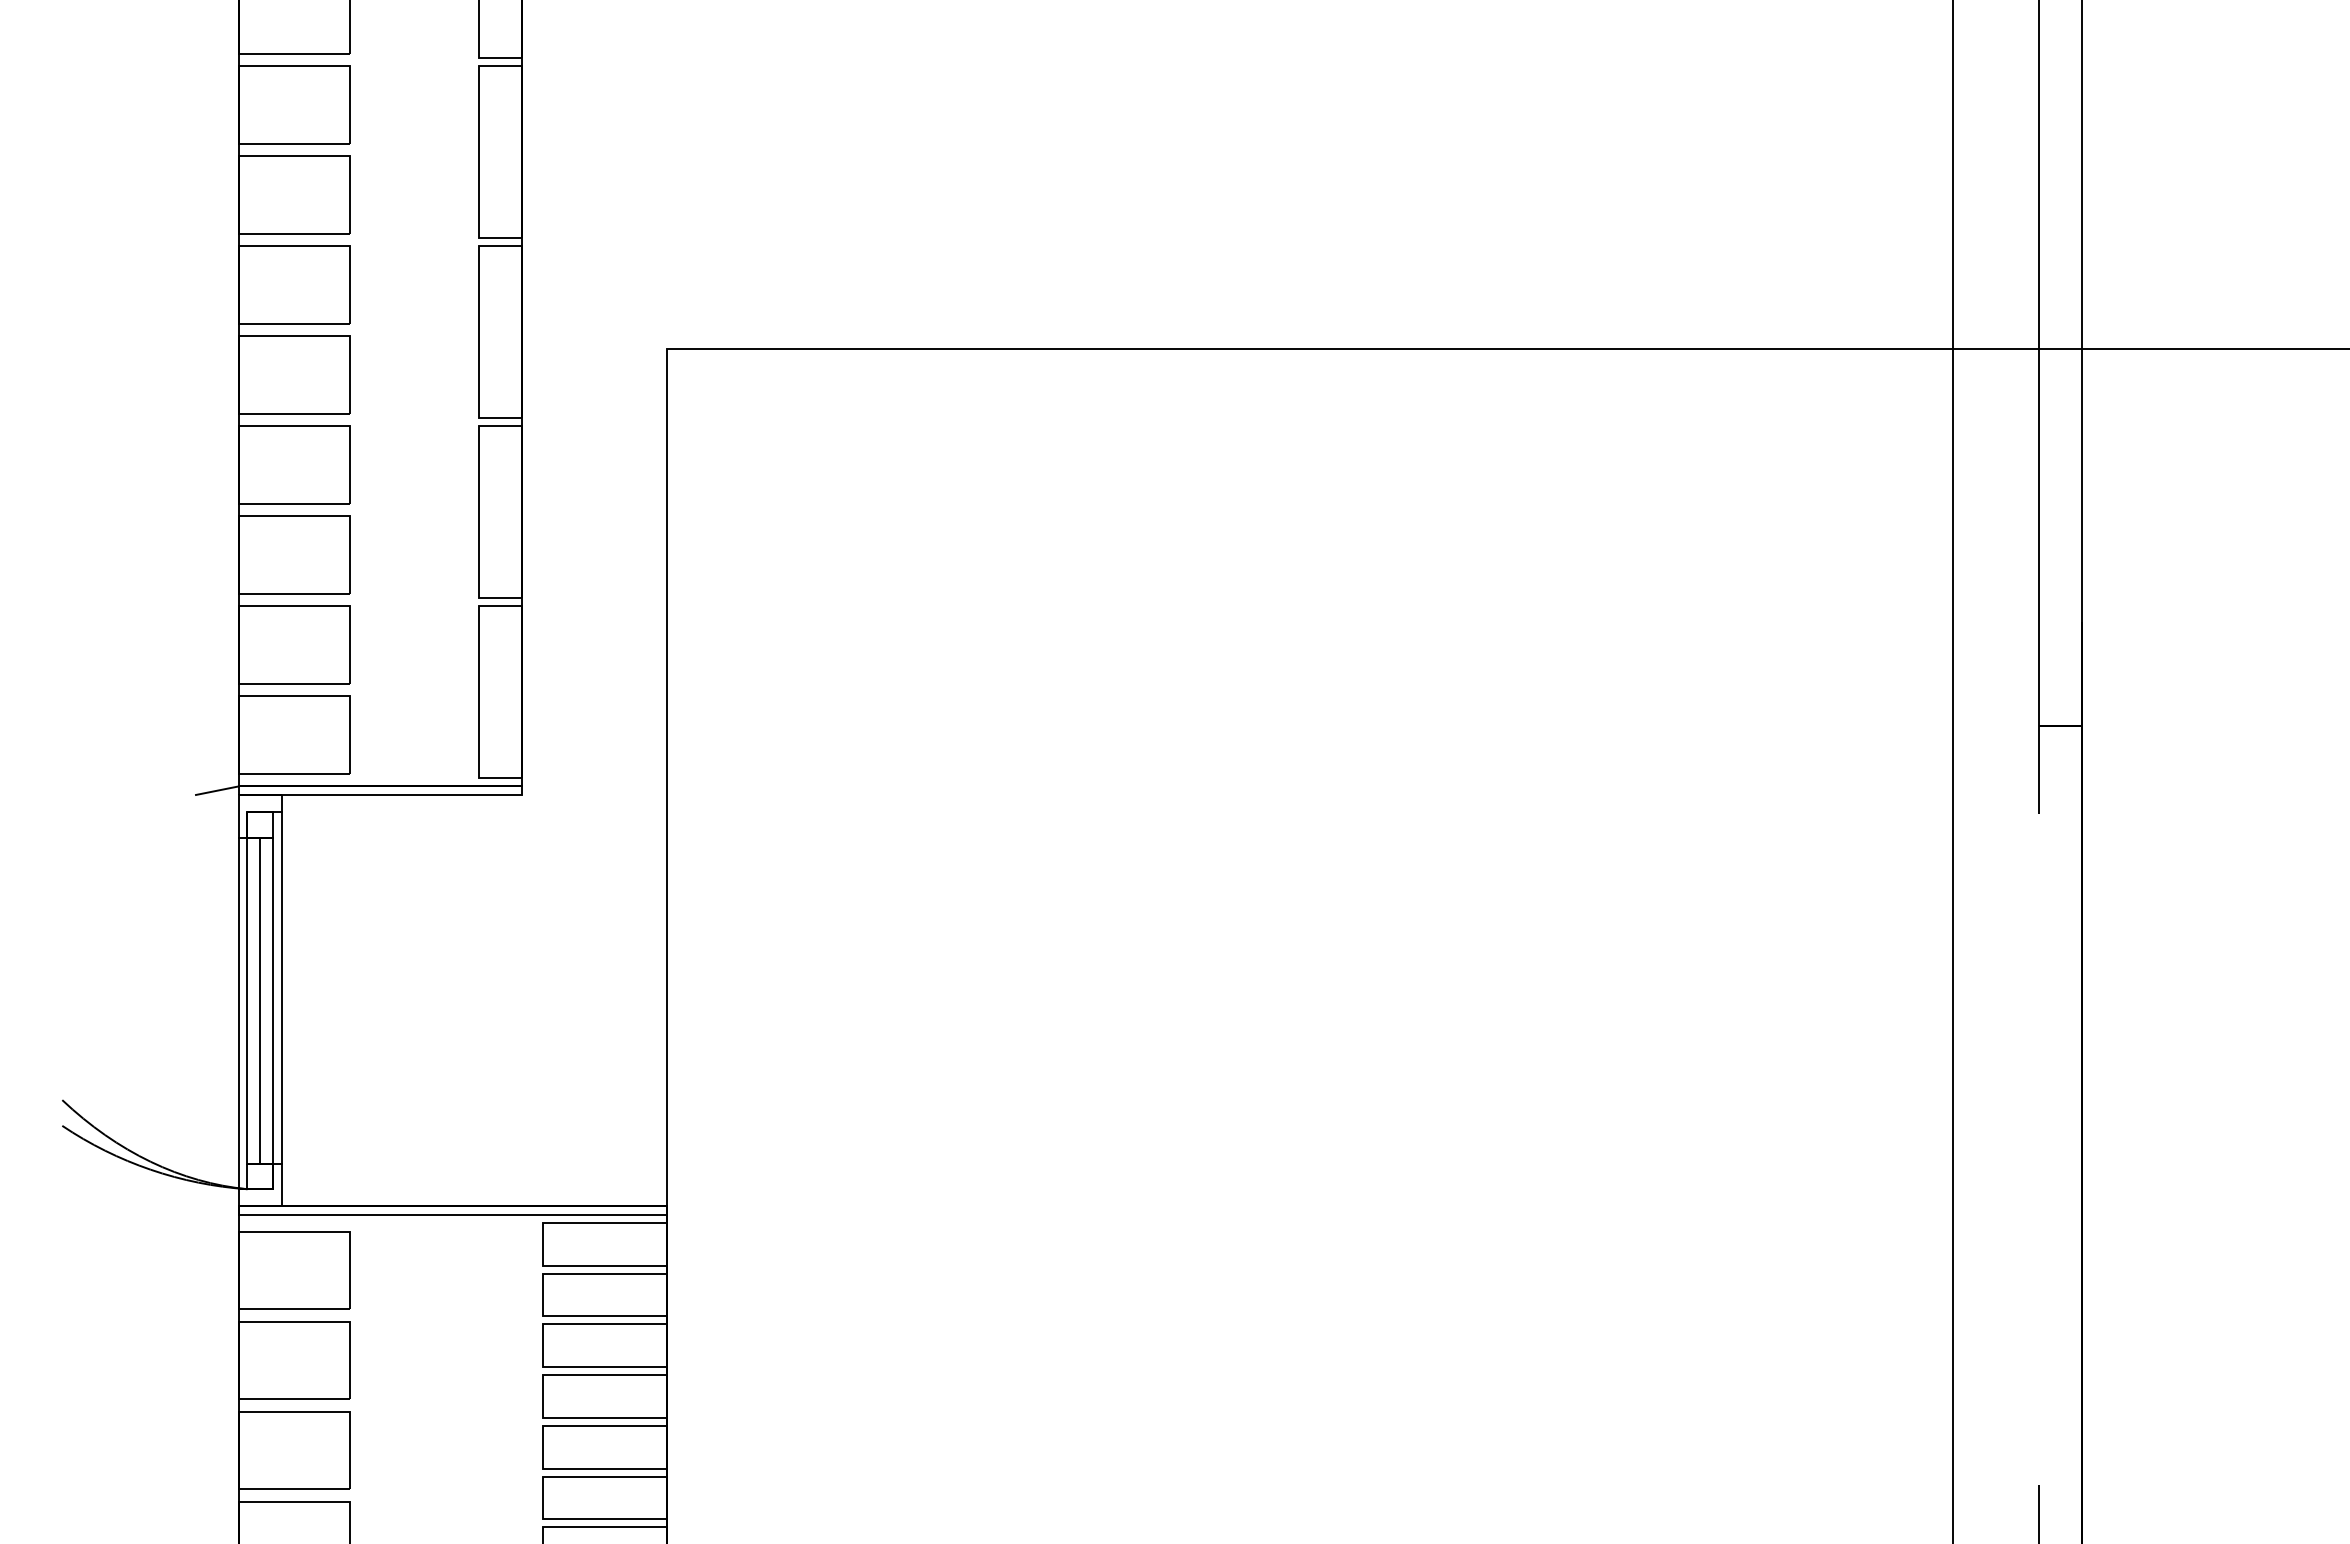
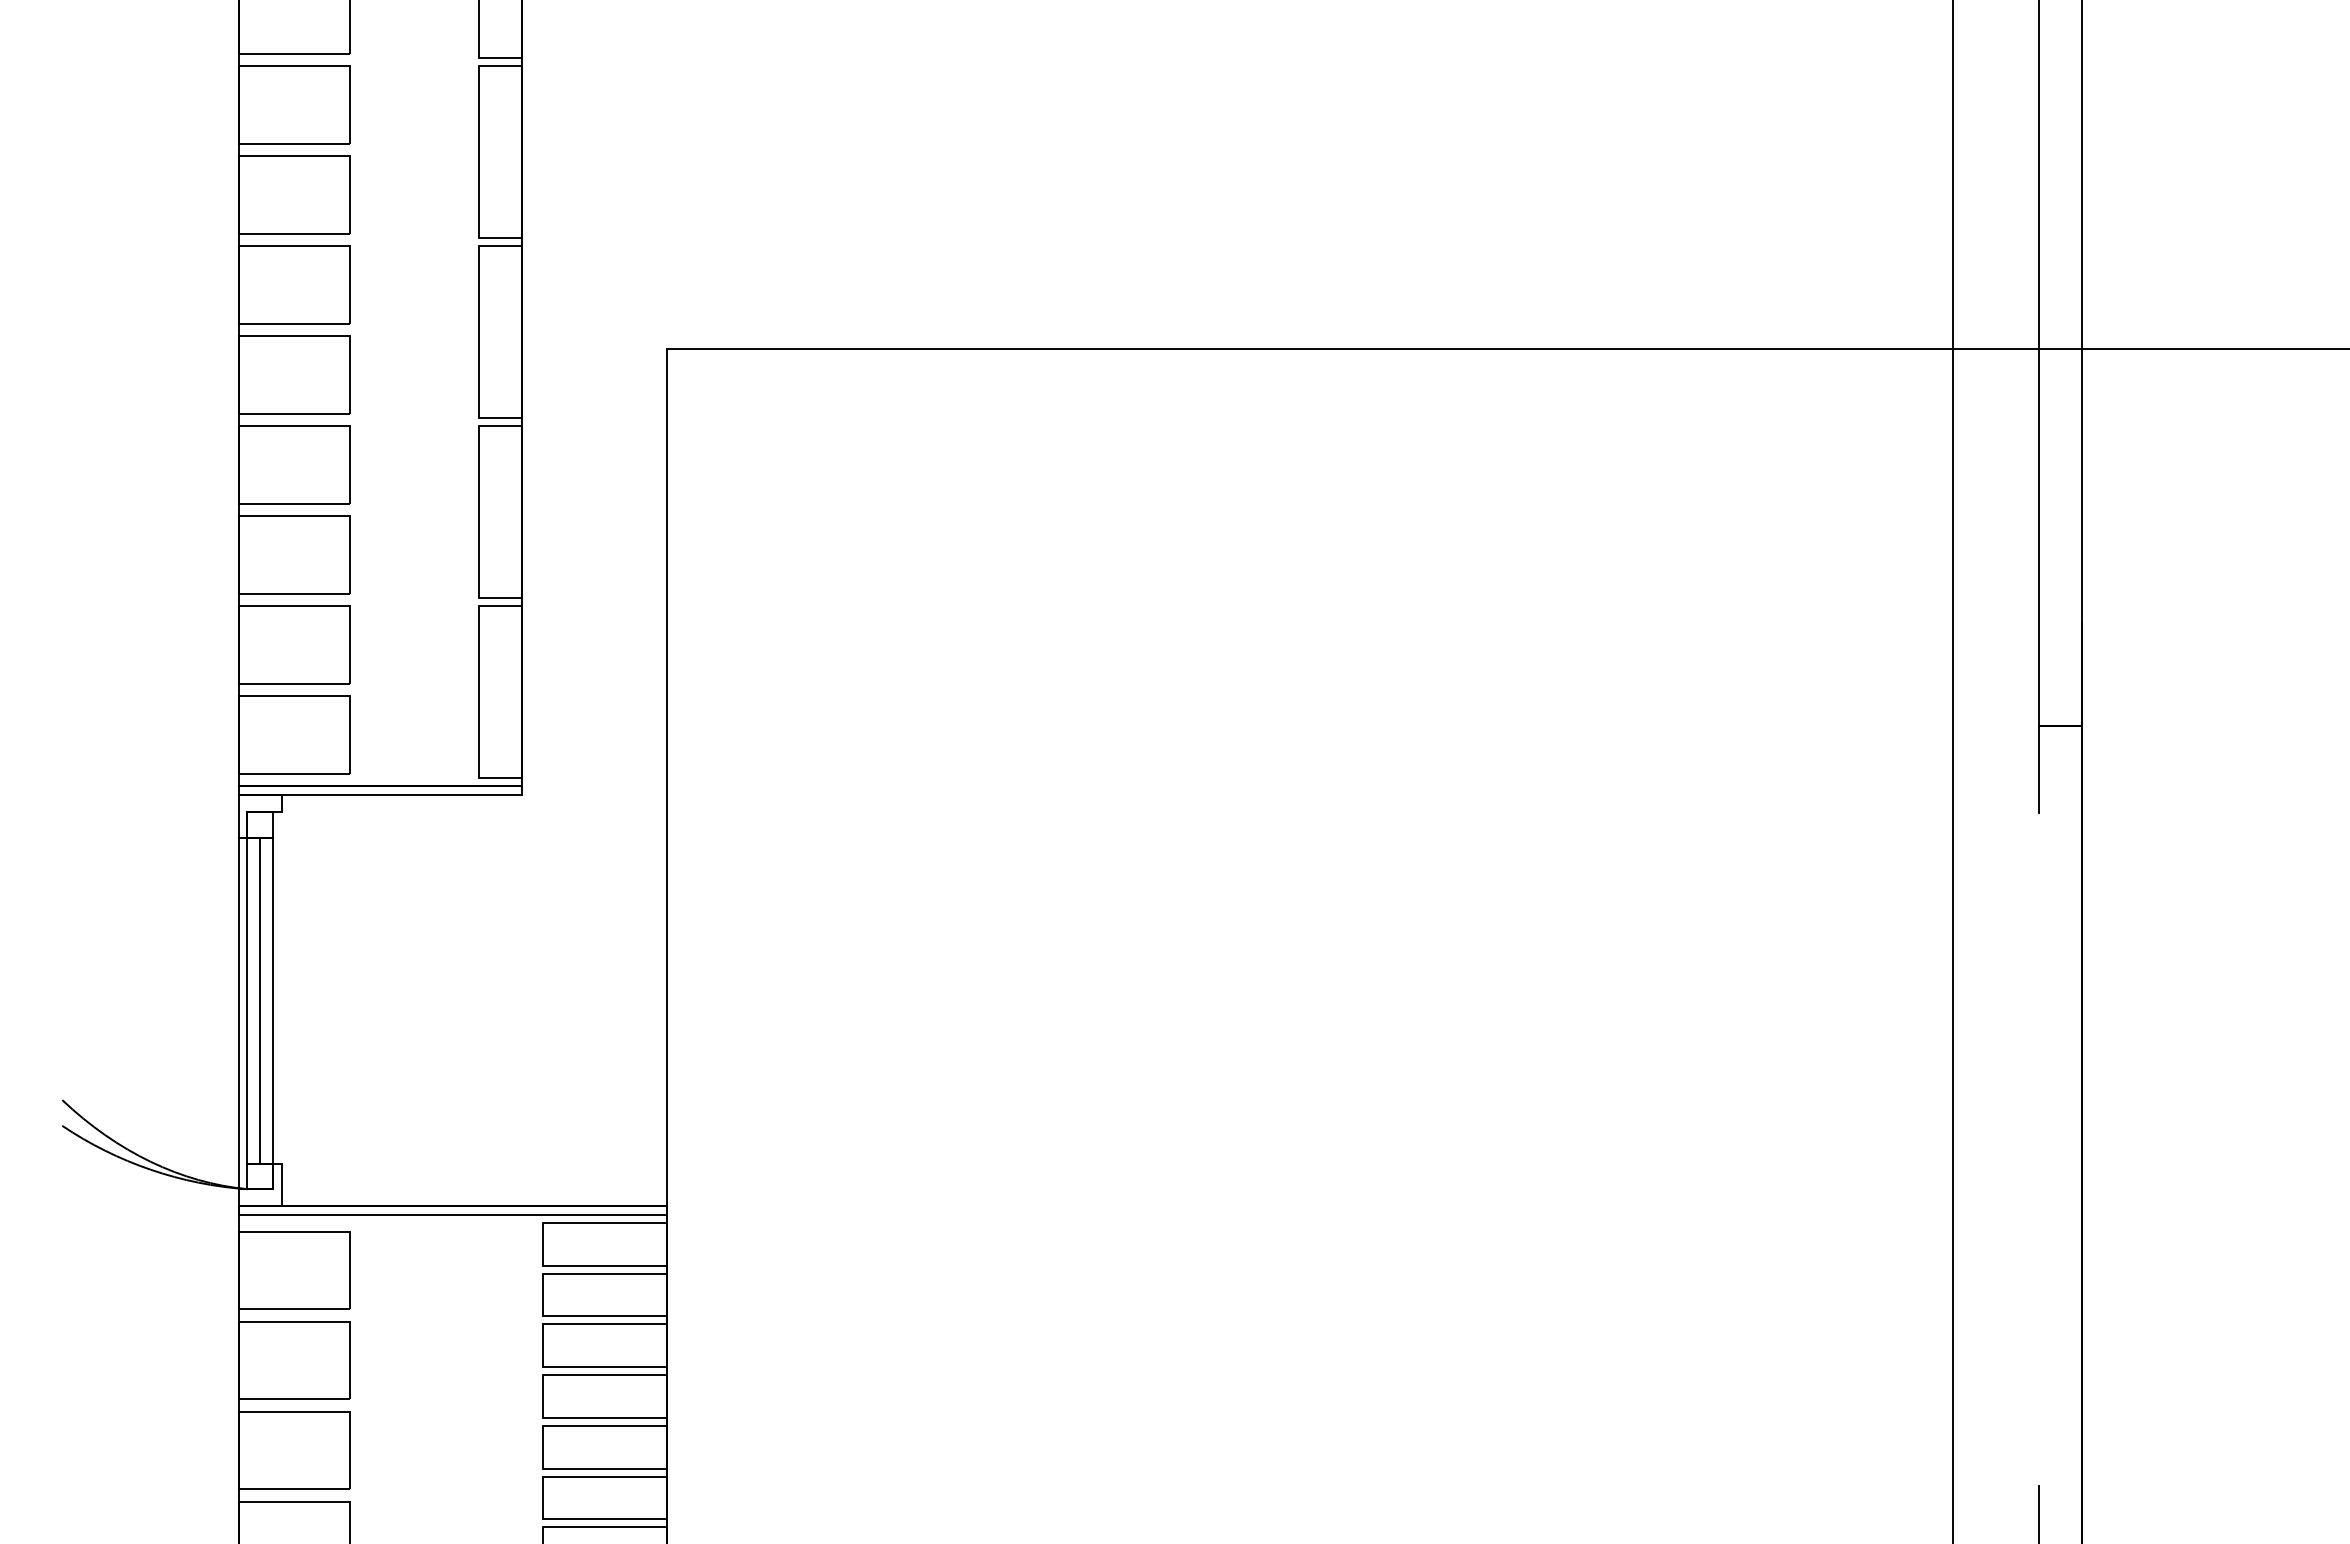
line: present -> none (216, 790)
line: present -> none (281, 987)
